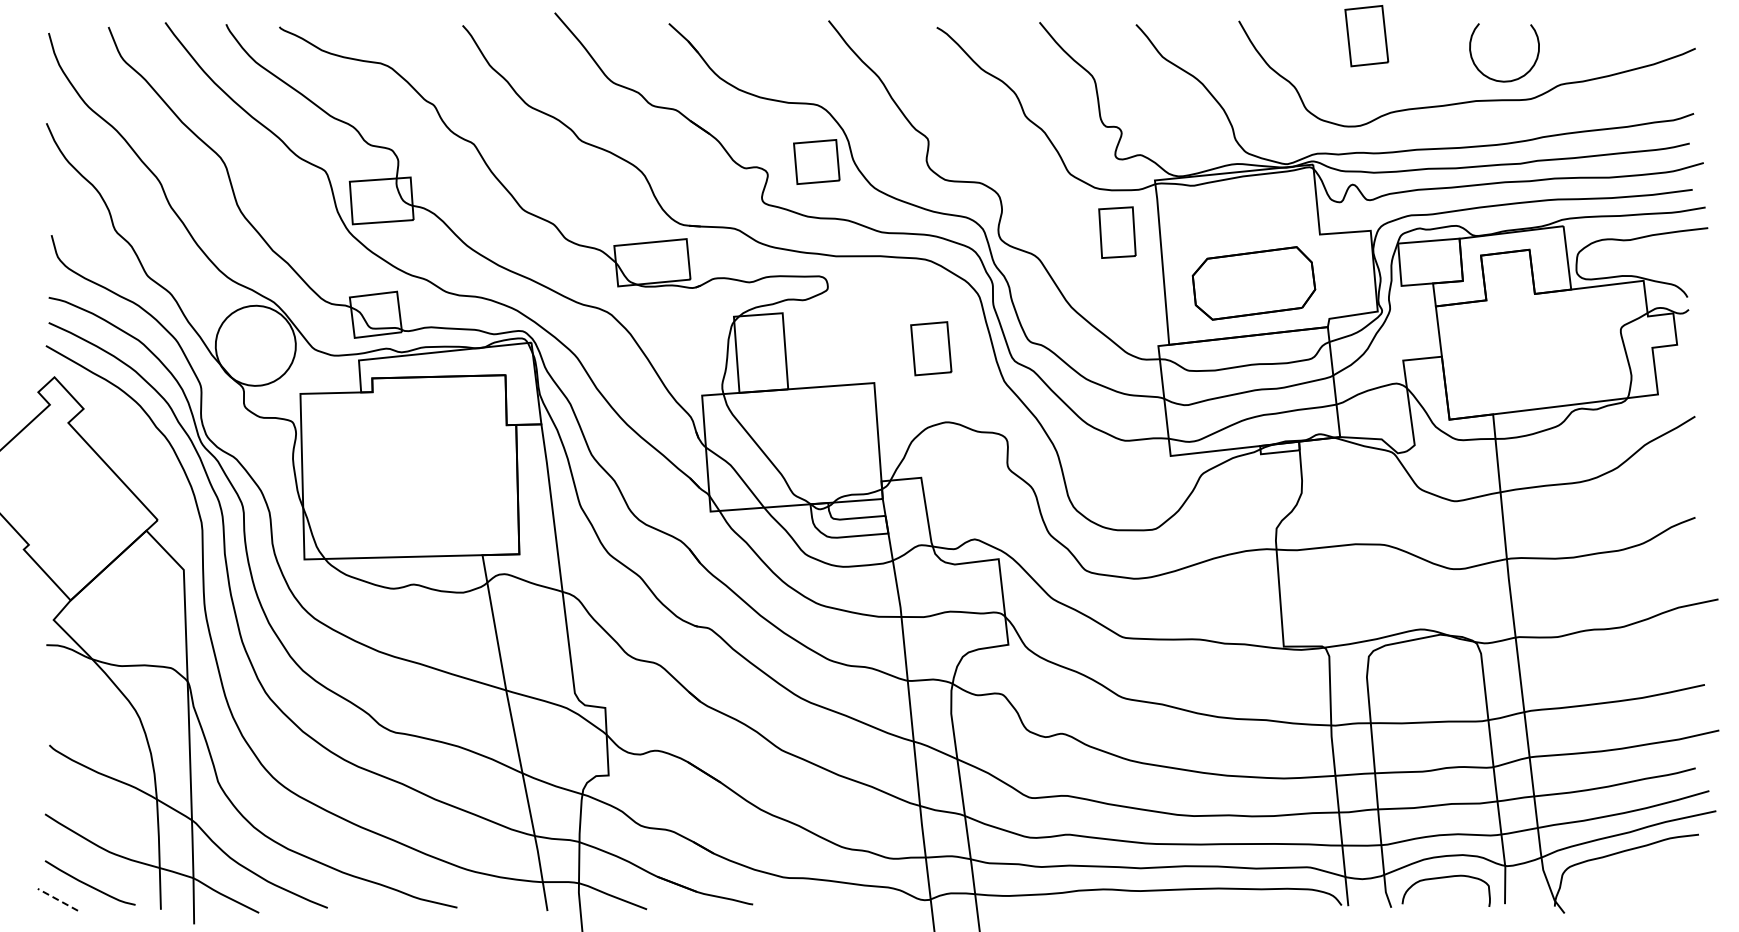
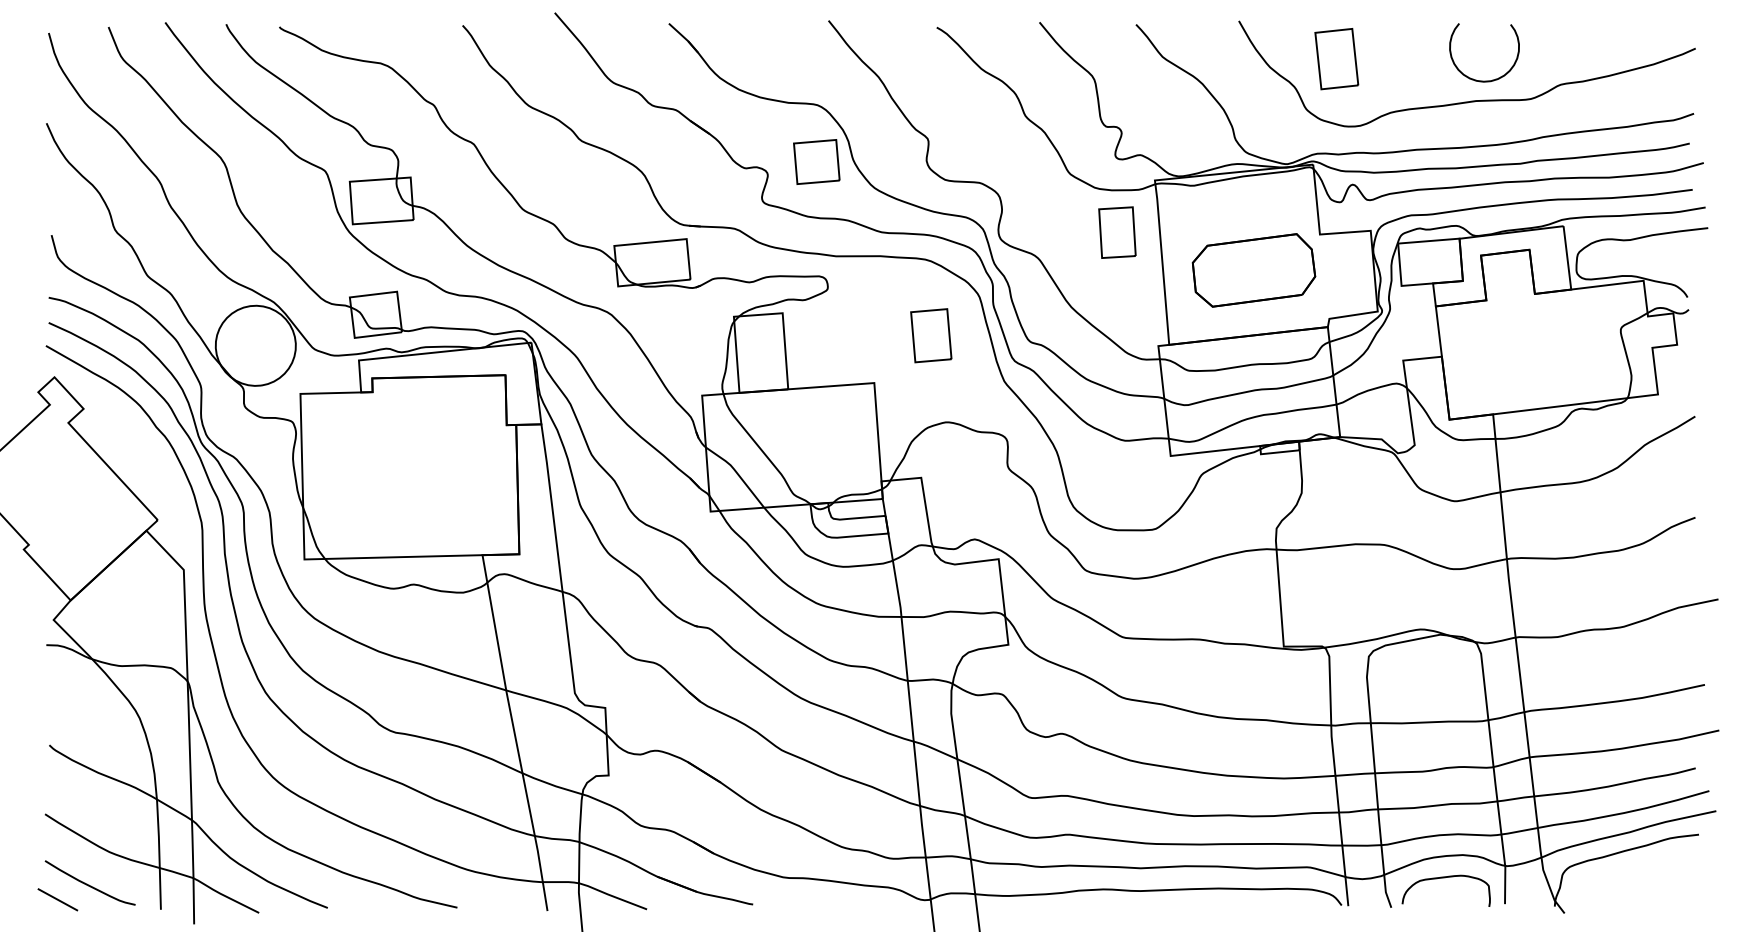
part position: (1366, 36) -> (1336, 59) (1336, 59)
curve position: (1504, 80) -> (1484, 80) (1484, 80)
part position: (1253, 283) -> (1253, 270) (1253, 270)
part position: (931, 348) -> (931, 335) (931, 335)
line: dashed -> solid (57, 899)
